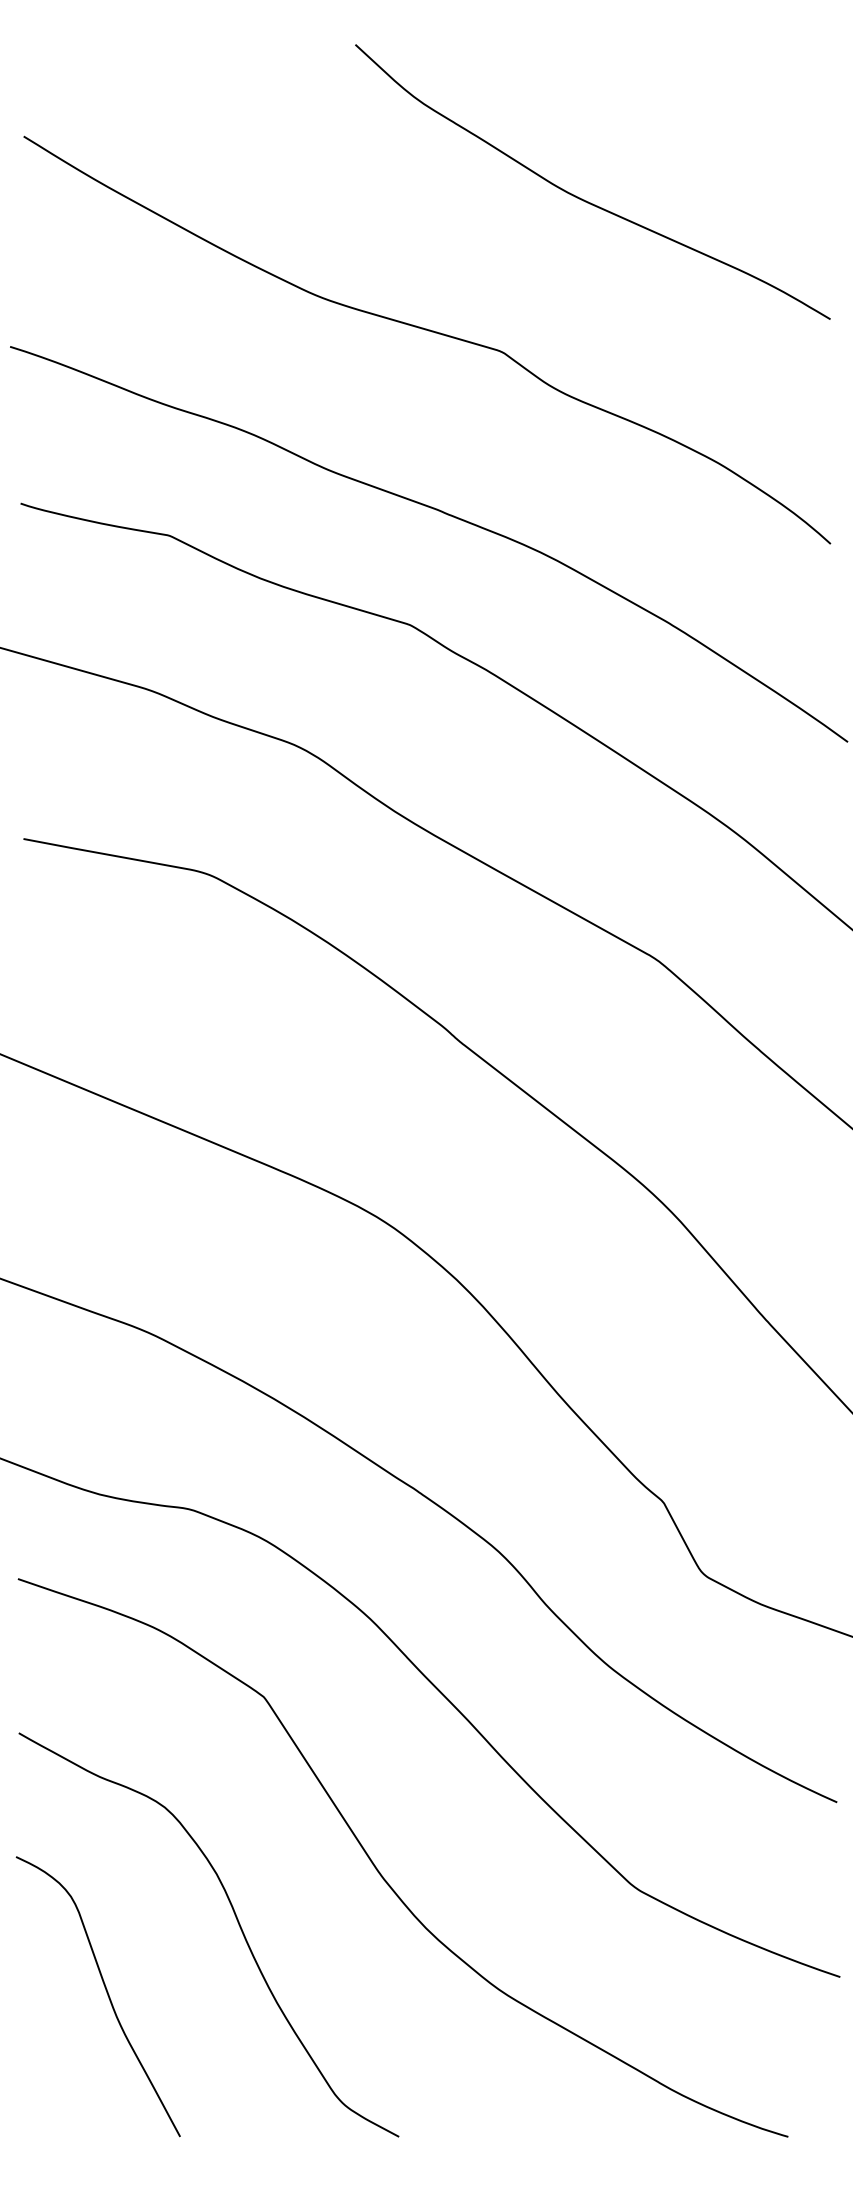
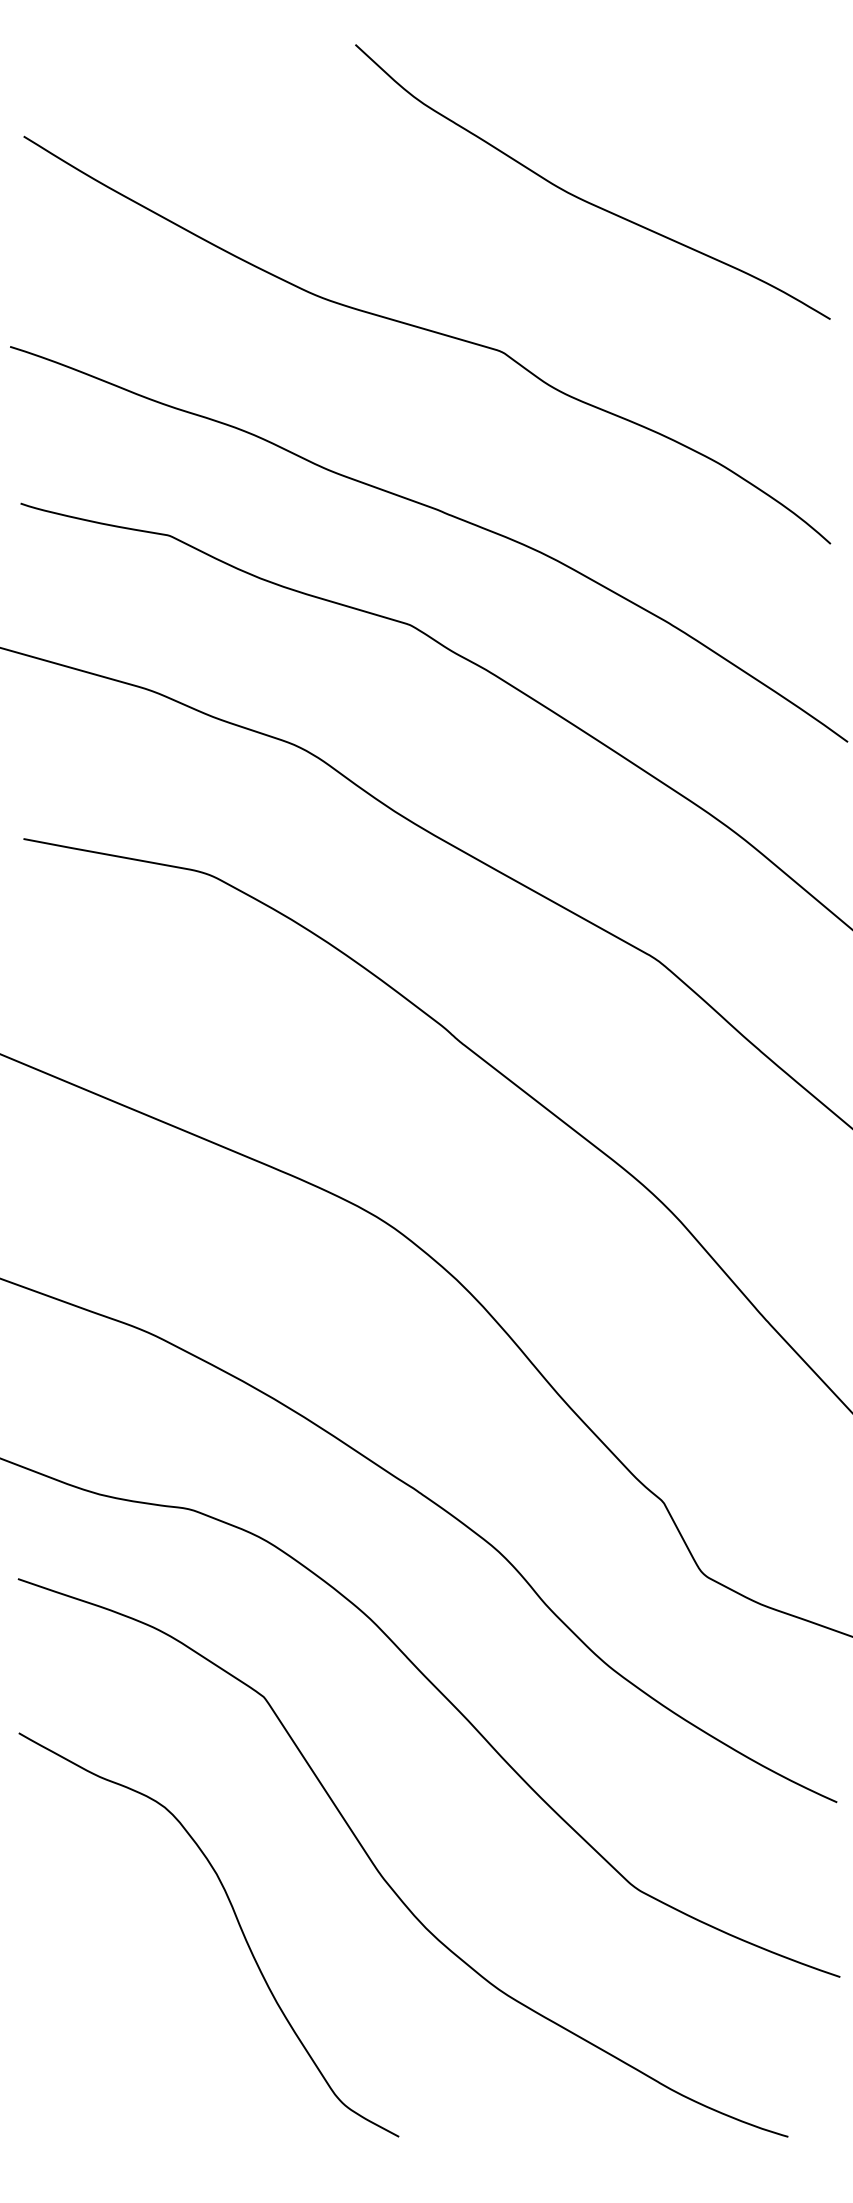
curve: present -> none (106, 1993)
